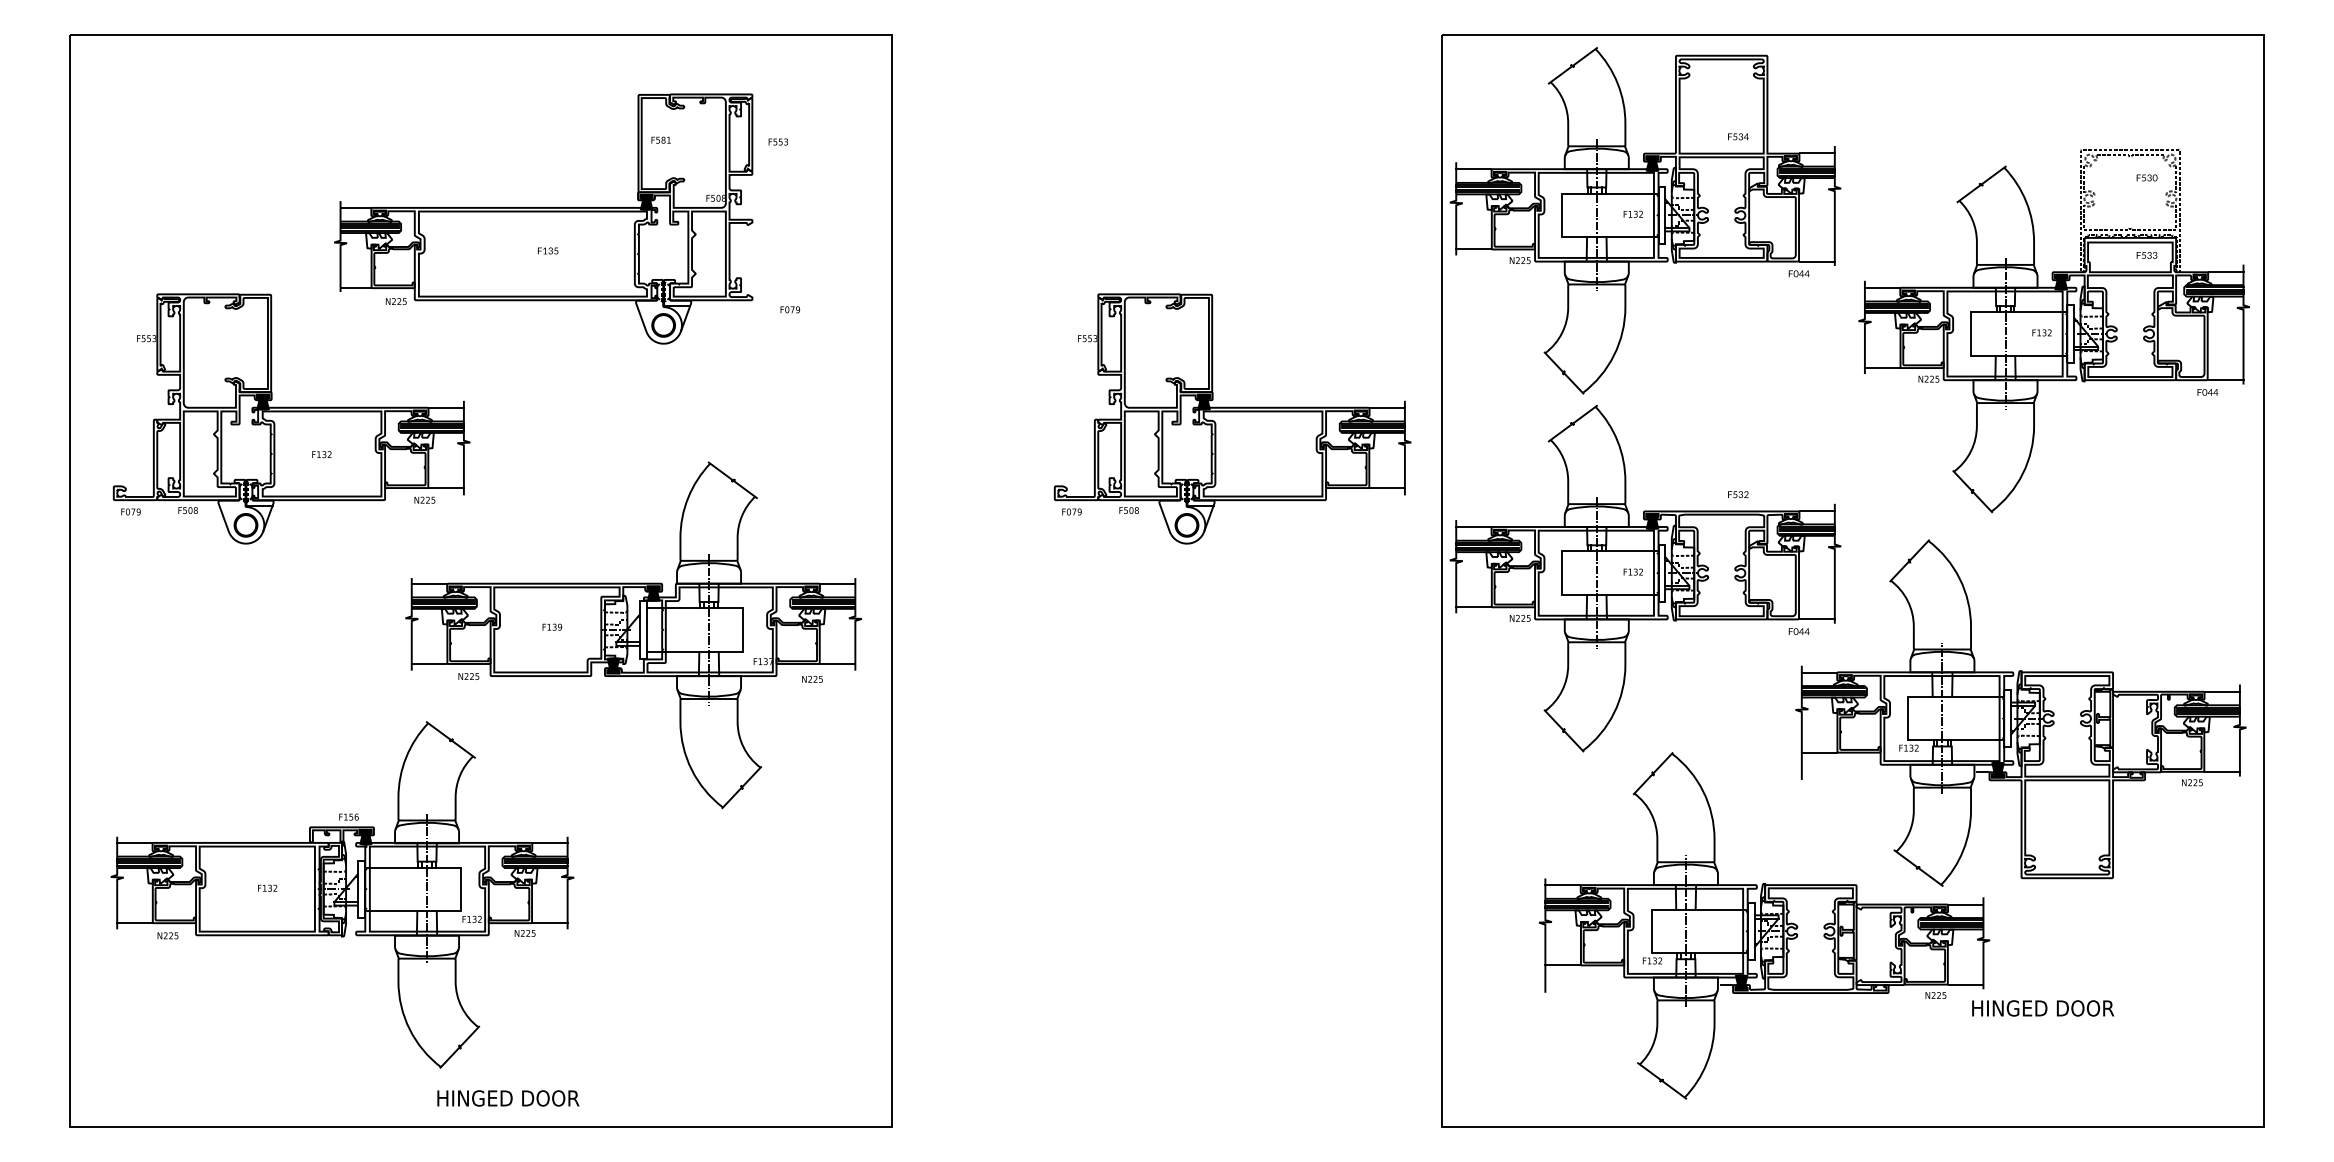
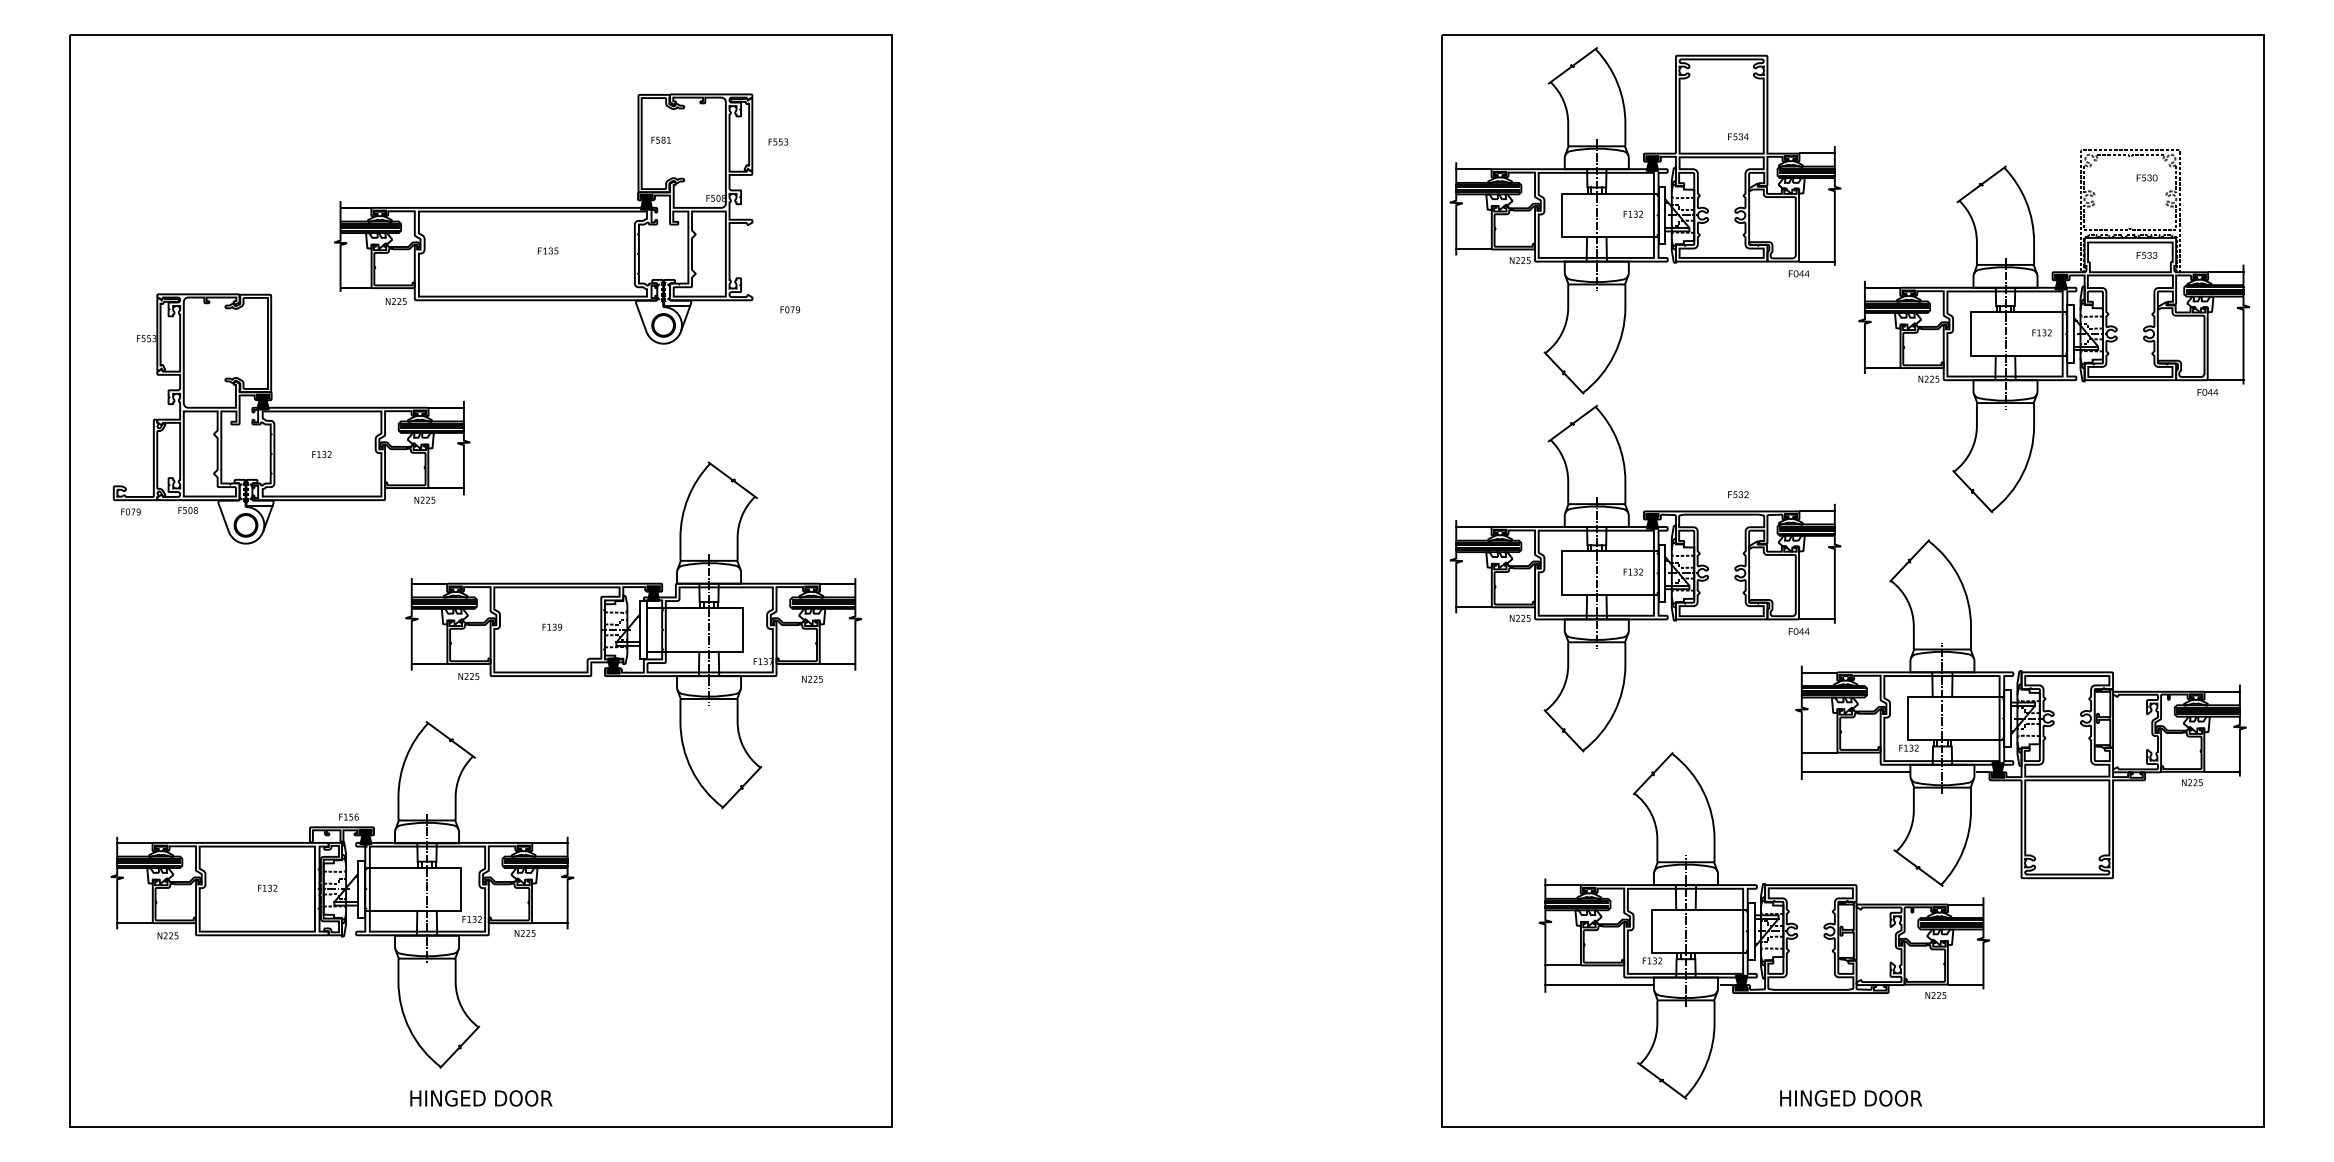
part: present -> none (1232, 418)
line: none -> present (1855, 772)
line: none -> present (1599, 985)
text position: (2043, 1008) -> (1851, 1098) (1851, 1098)
text position: (508, 1098) -> (481, 1098) (481, 1098)
